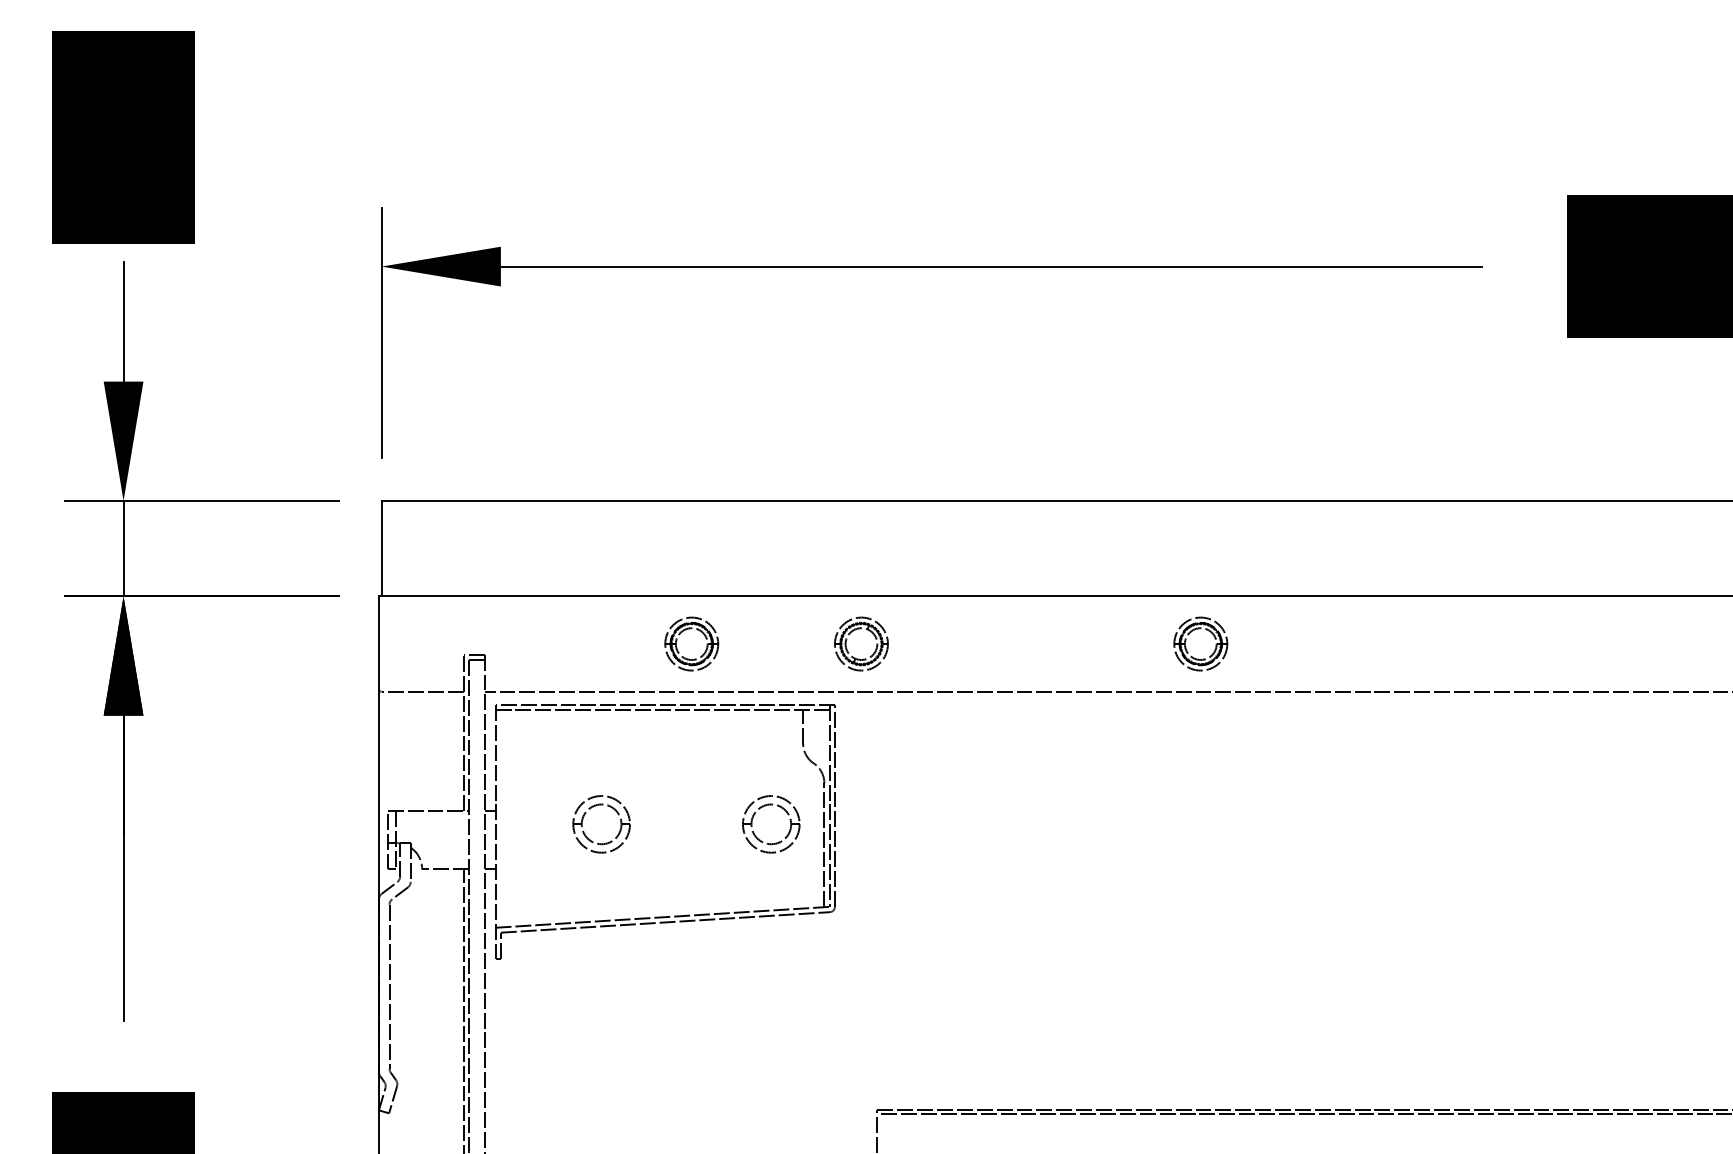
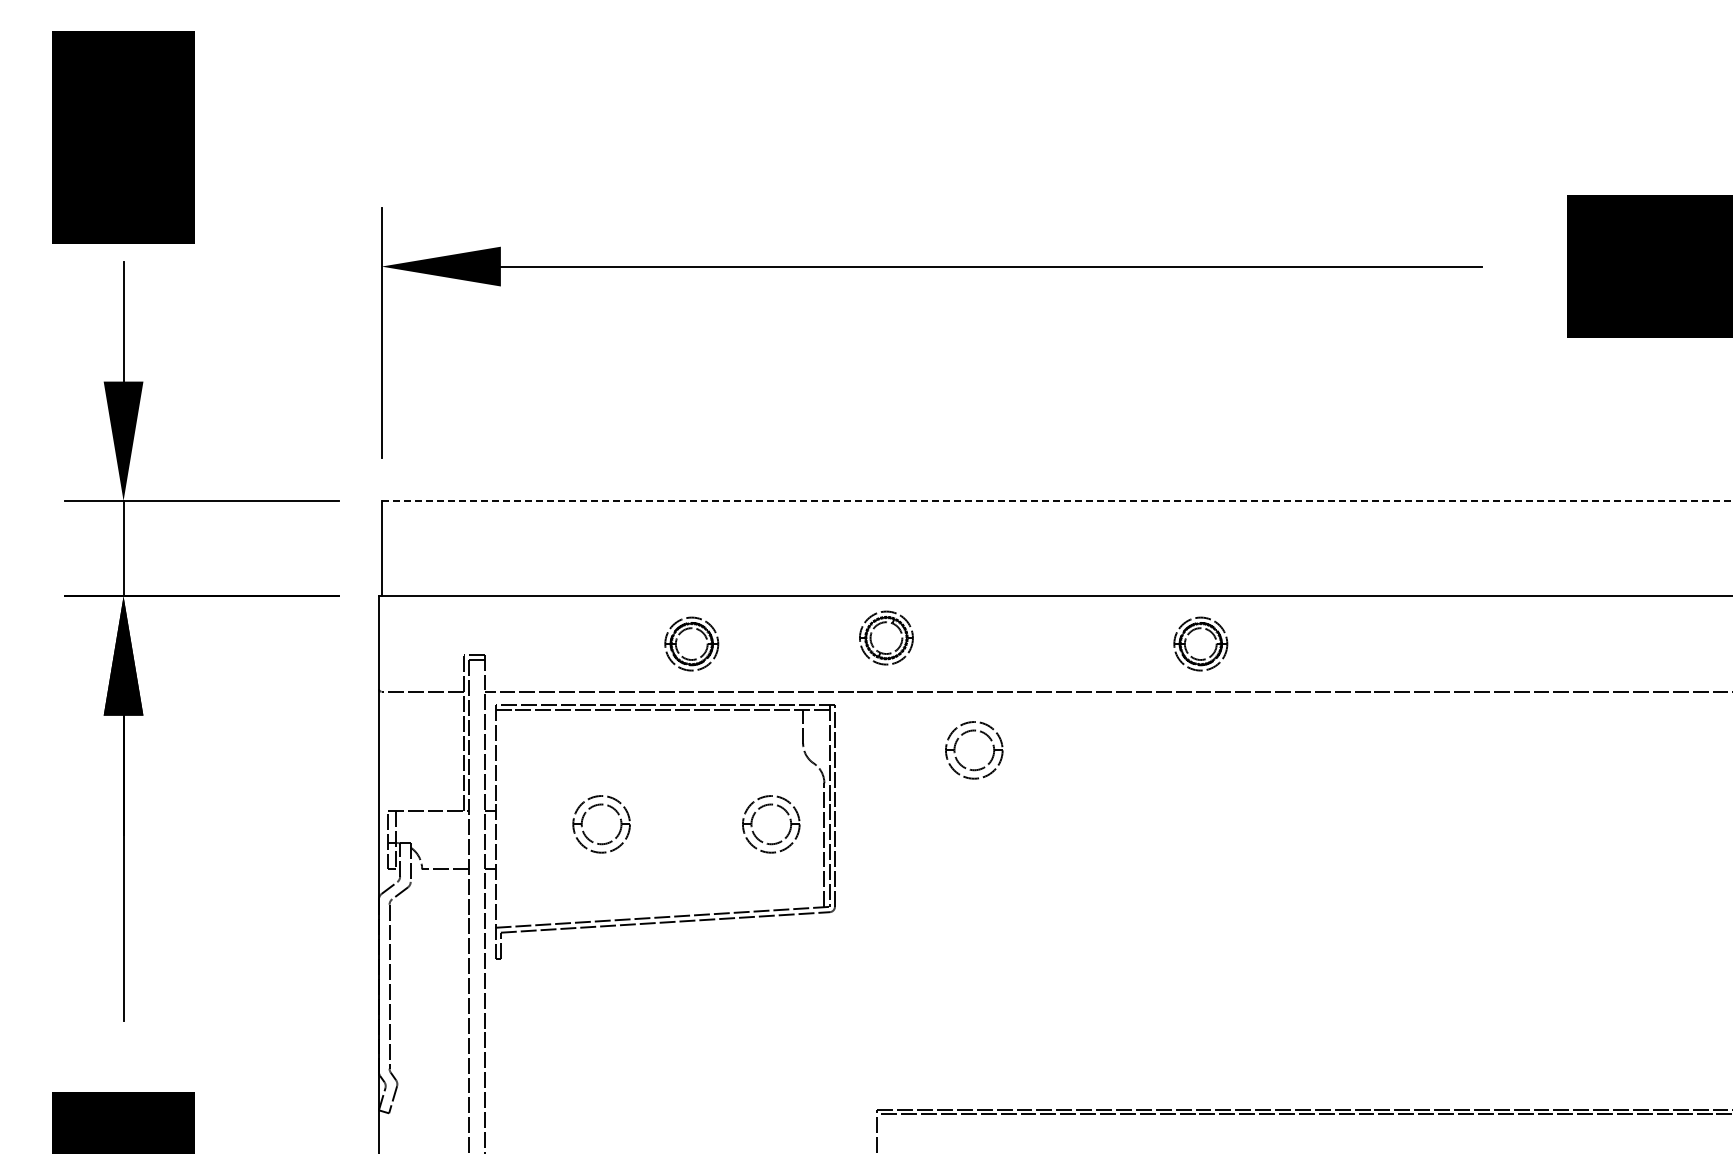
line: solid -> dashed (1057, 500)
part position: (861, 643) -> (886, 637) (886, 637)
part: none -> present (990, 759)
line: present -> none (463, 1009)
